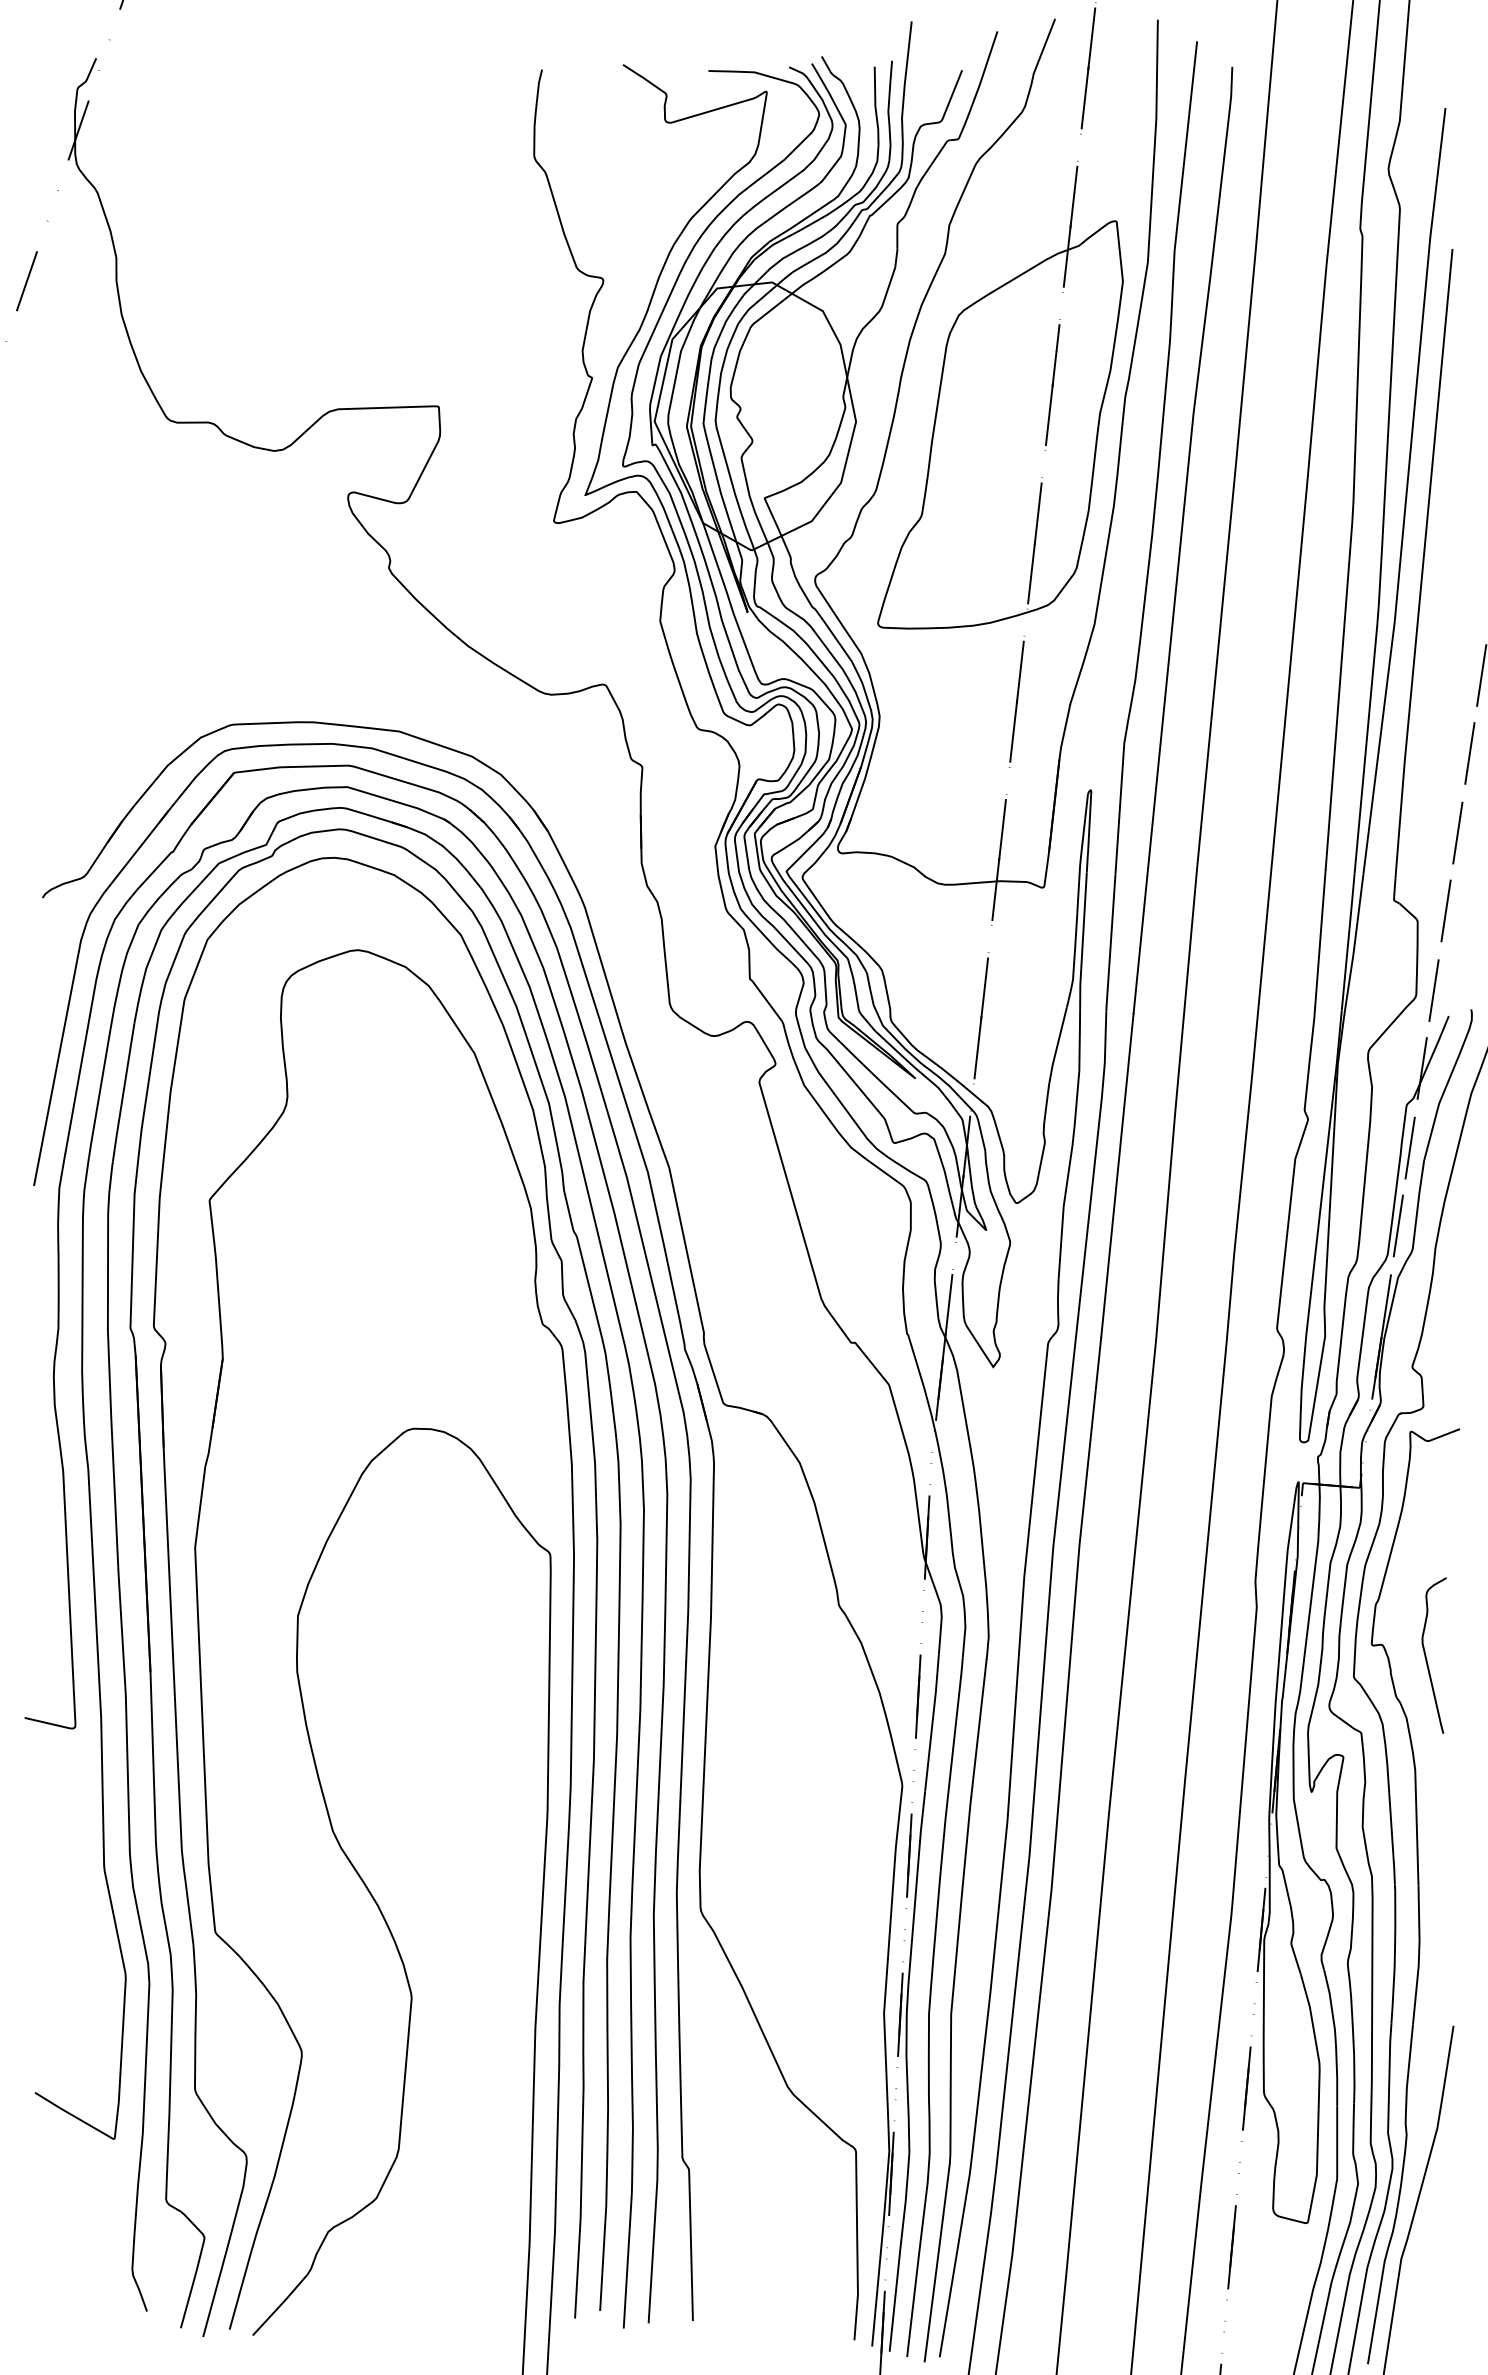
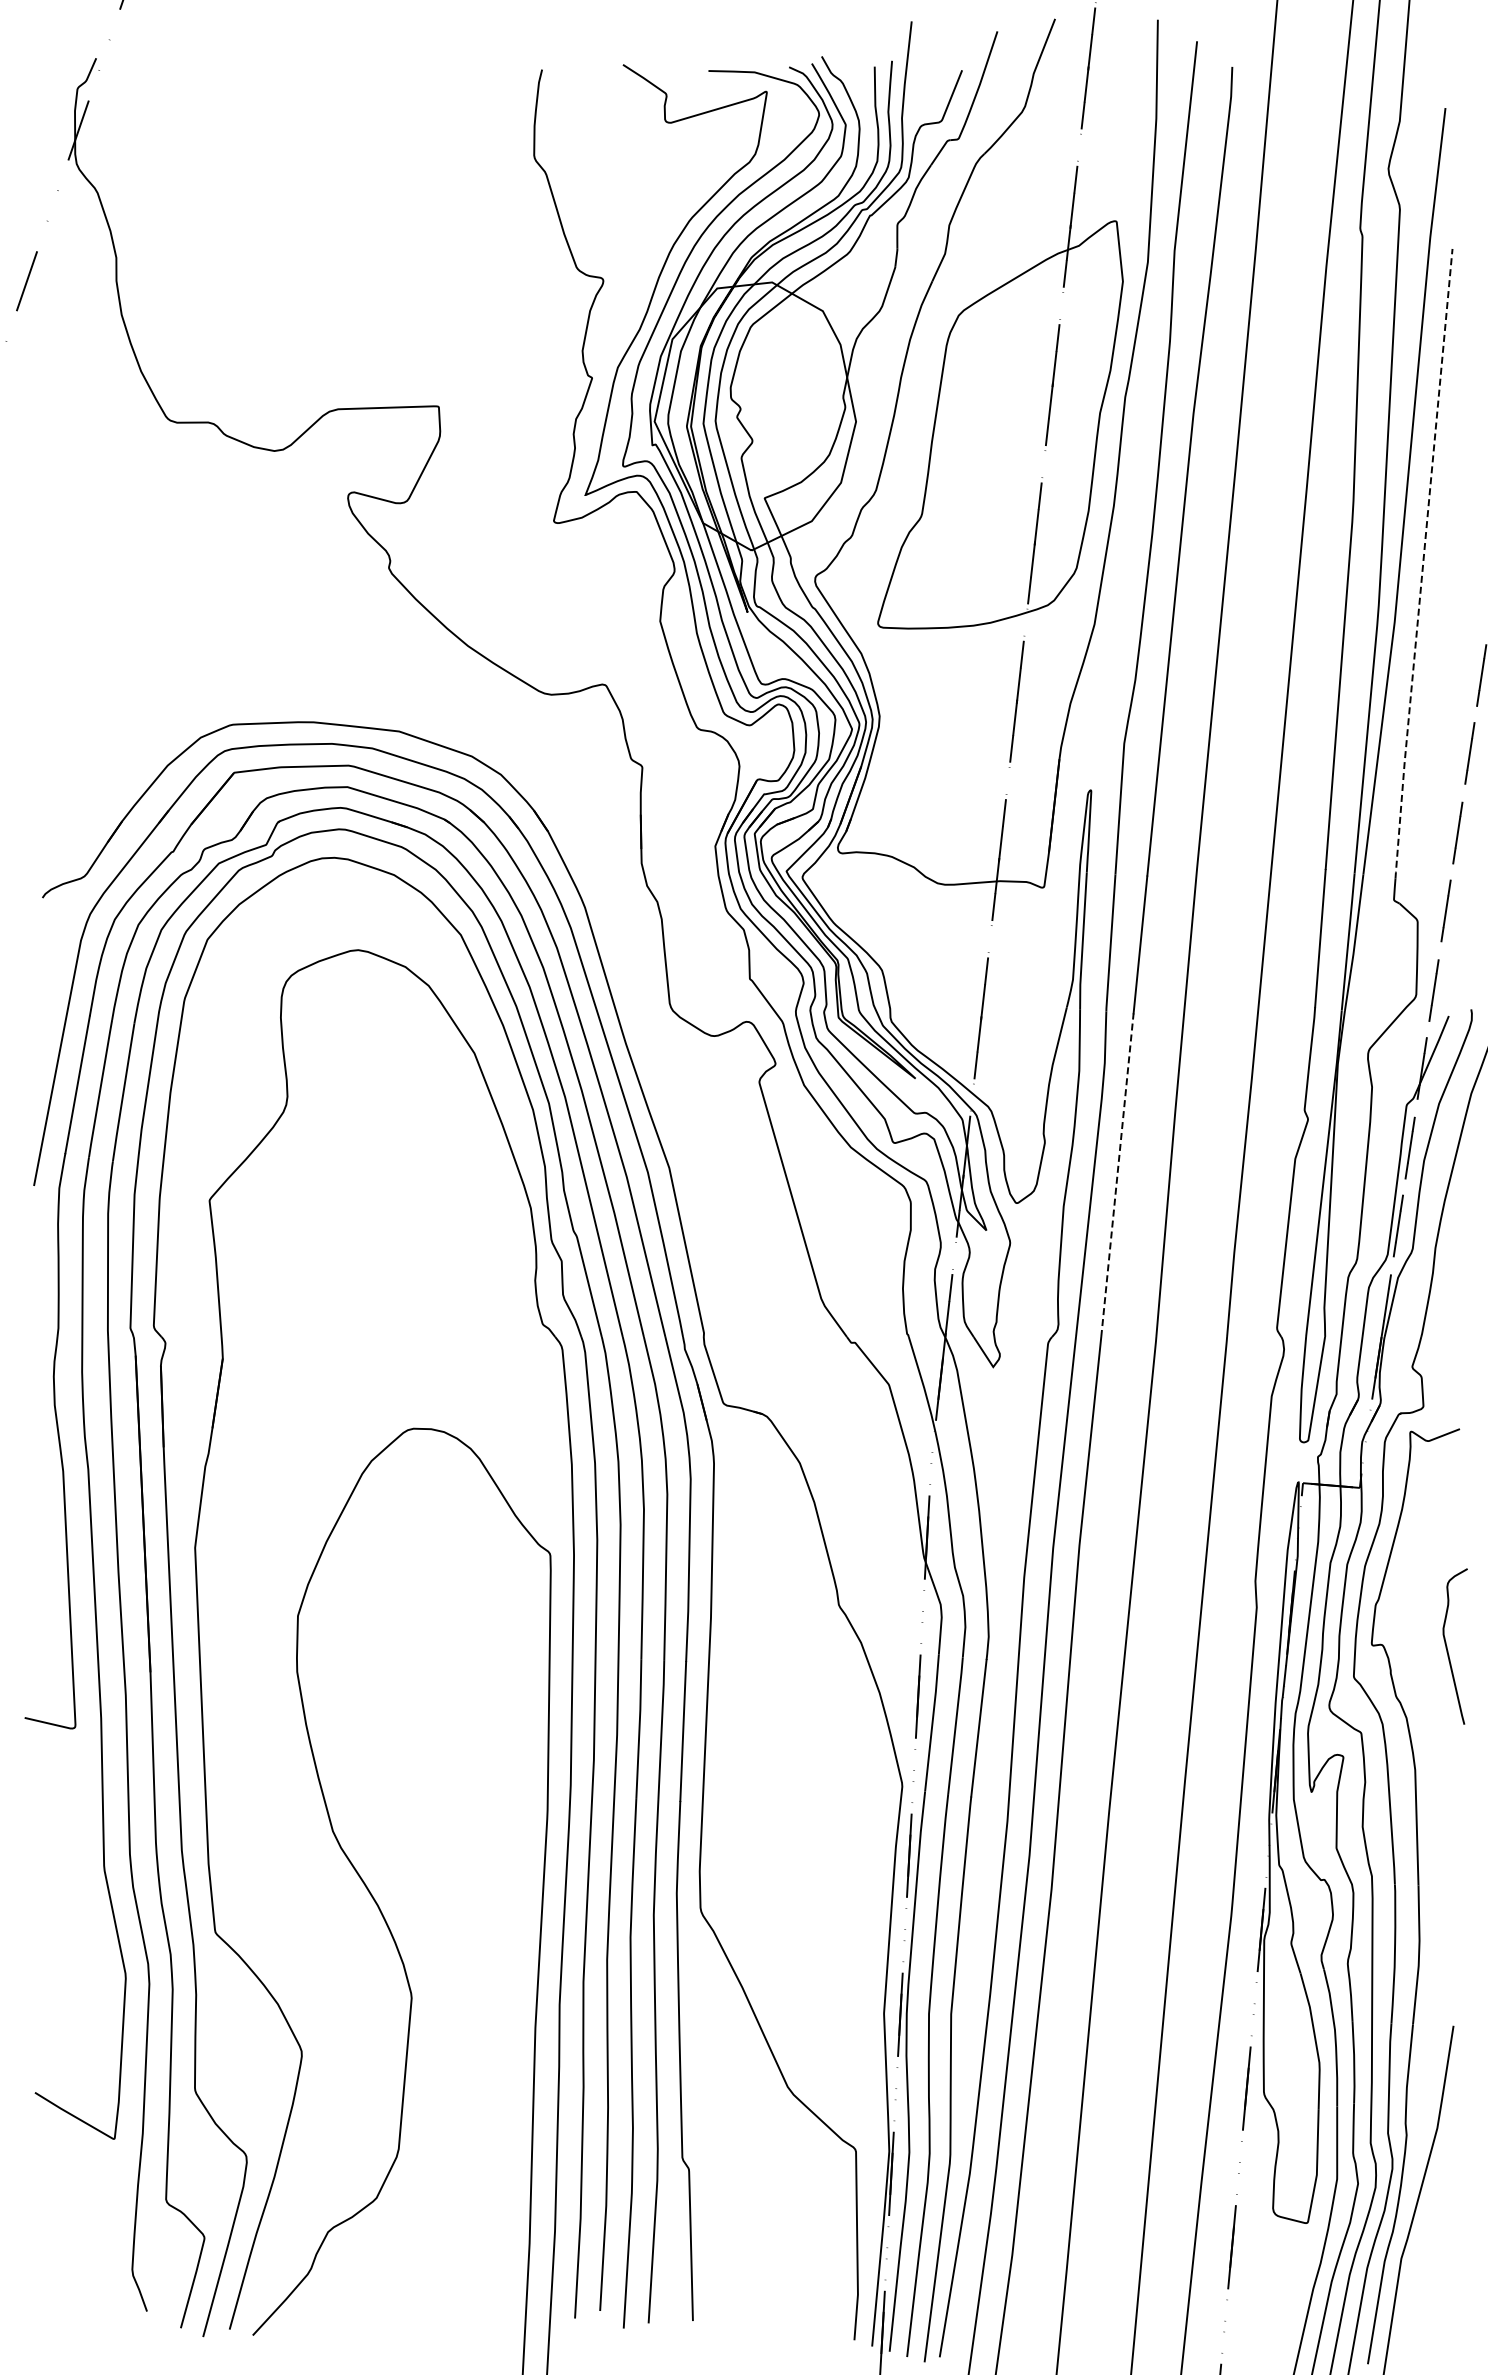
line: solid -> dashed (1423, 565)
line: solid -> dashed (1117, 1175)
curve position: (1426, 1655) -> (1447, 1646) (1447, 1646)
